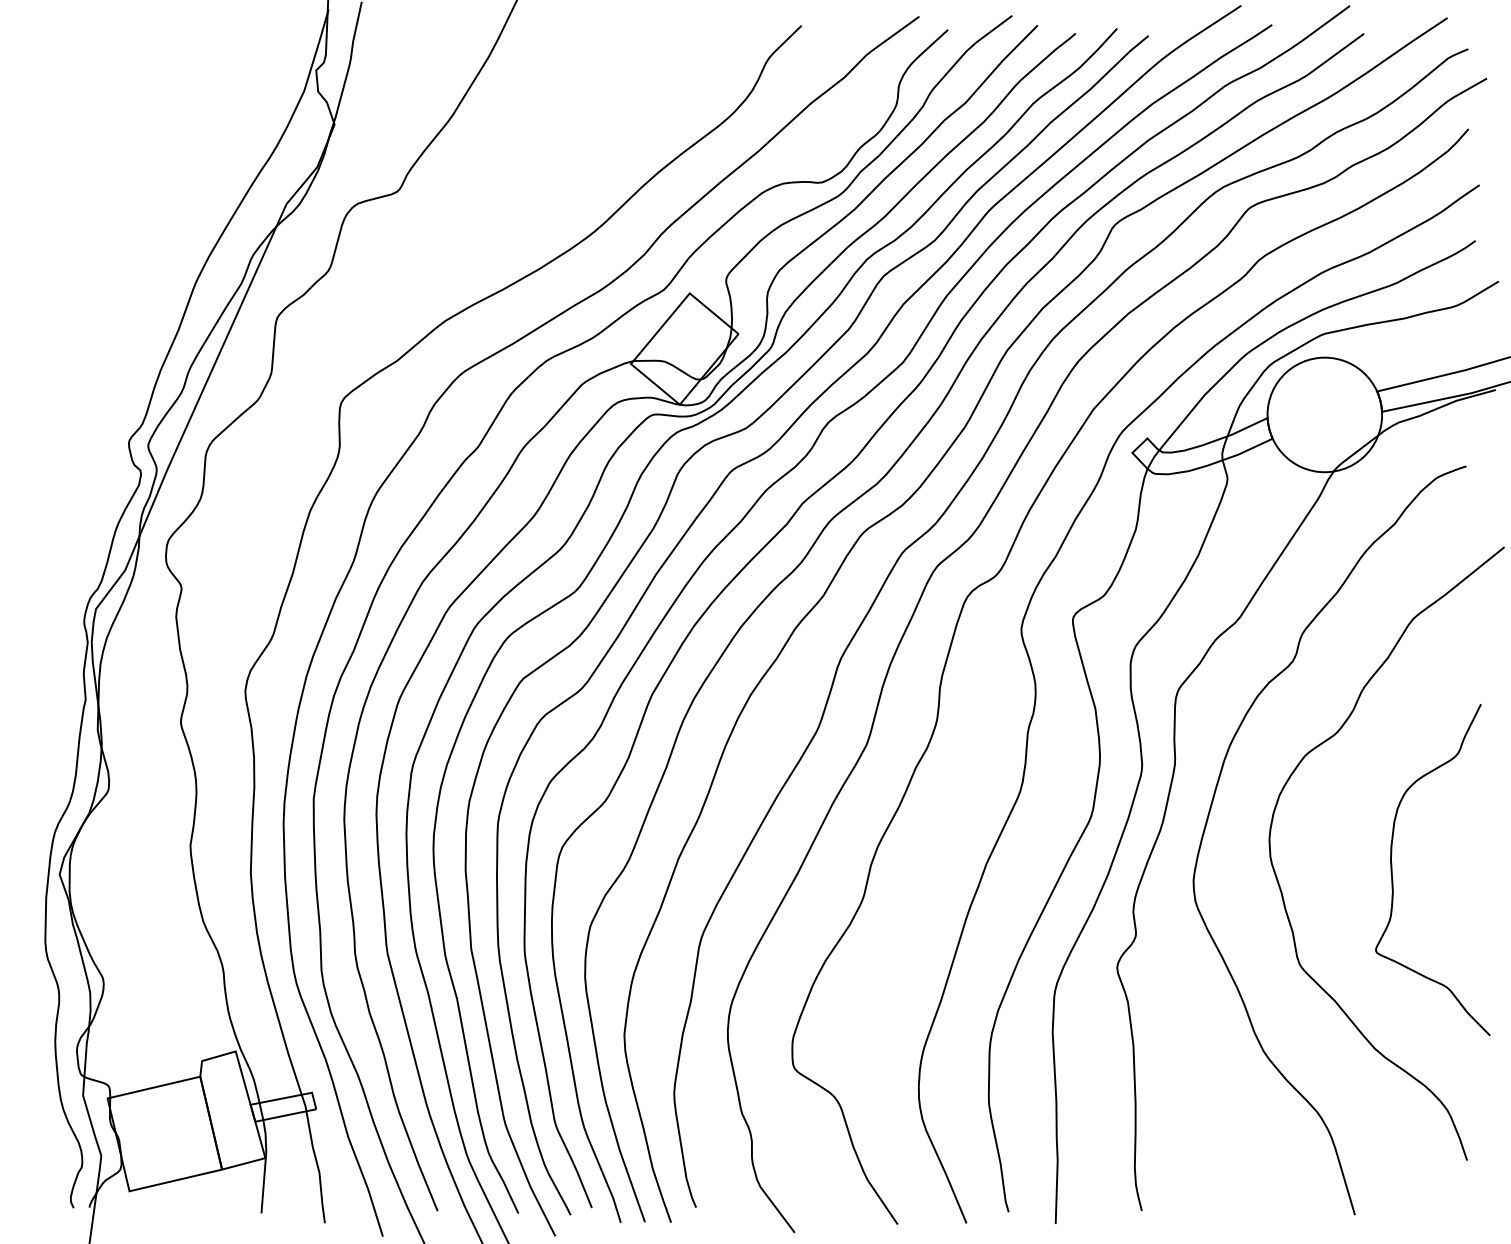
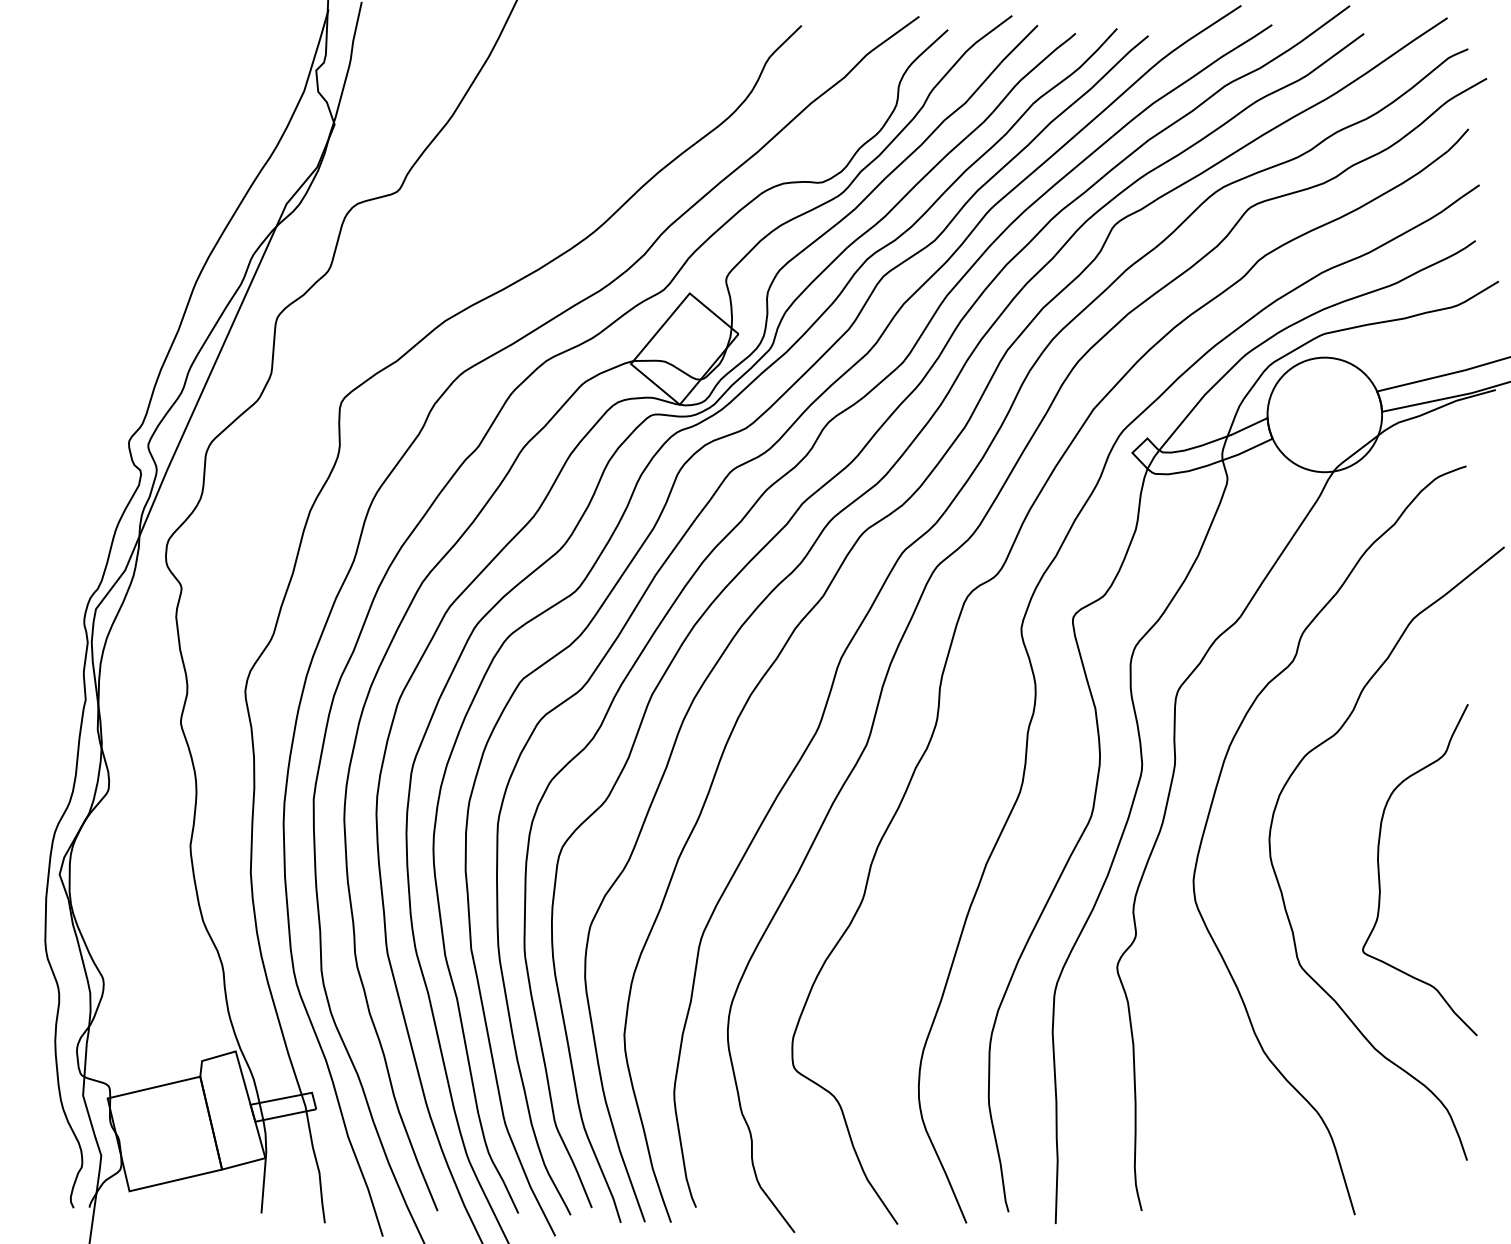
curve position: (1392, 870) -> (1379, 870) (1379, 870)
